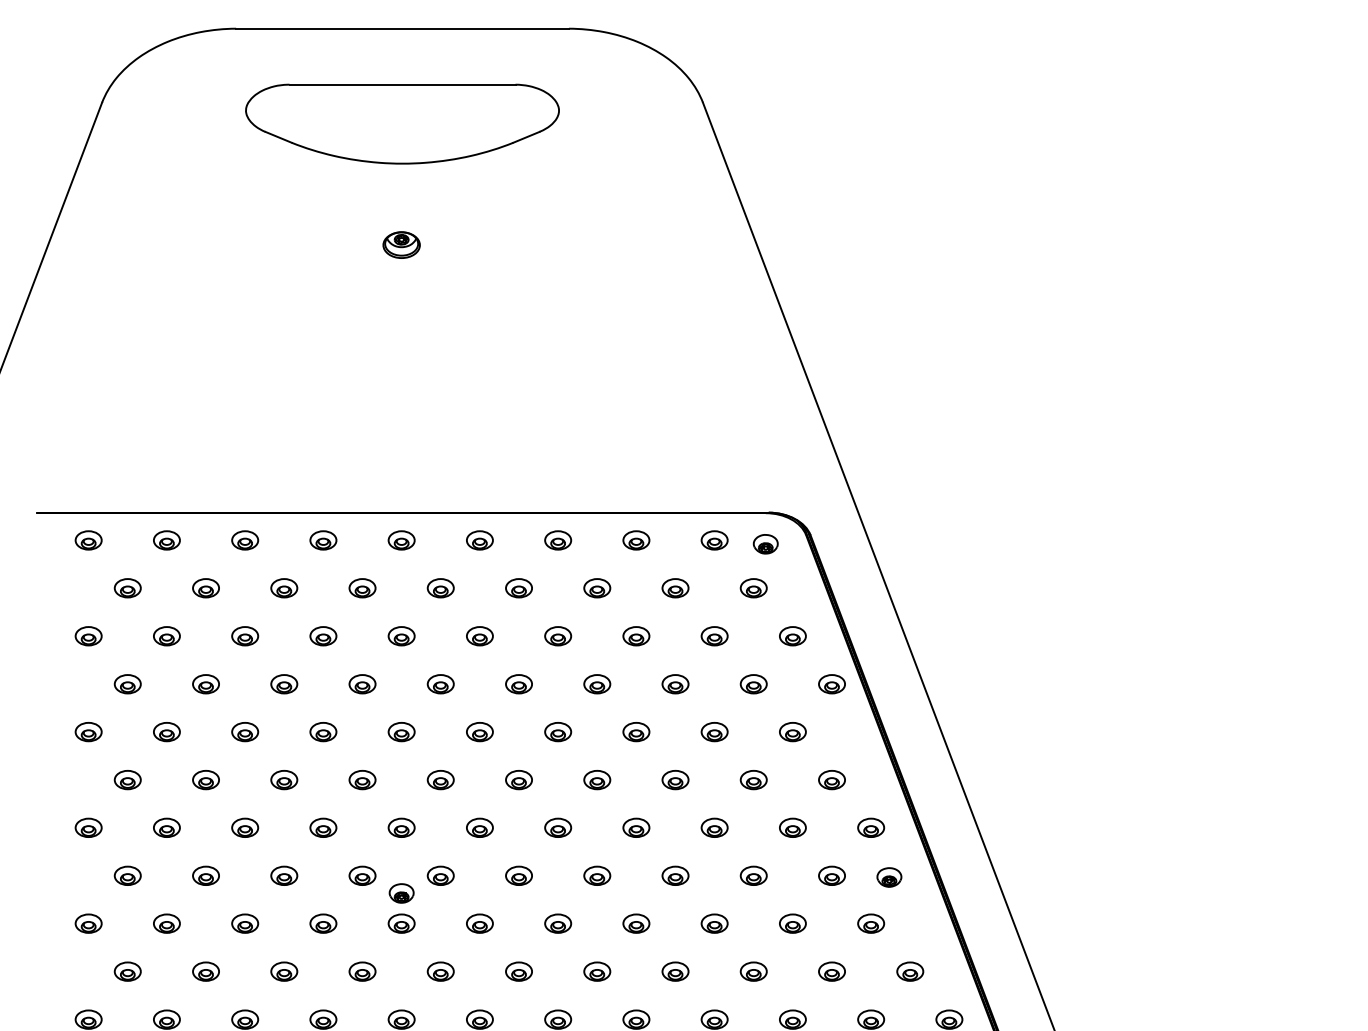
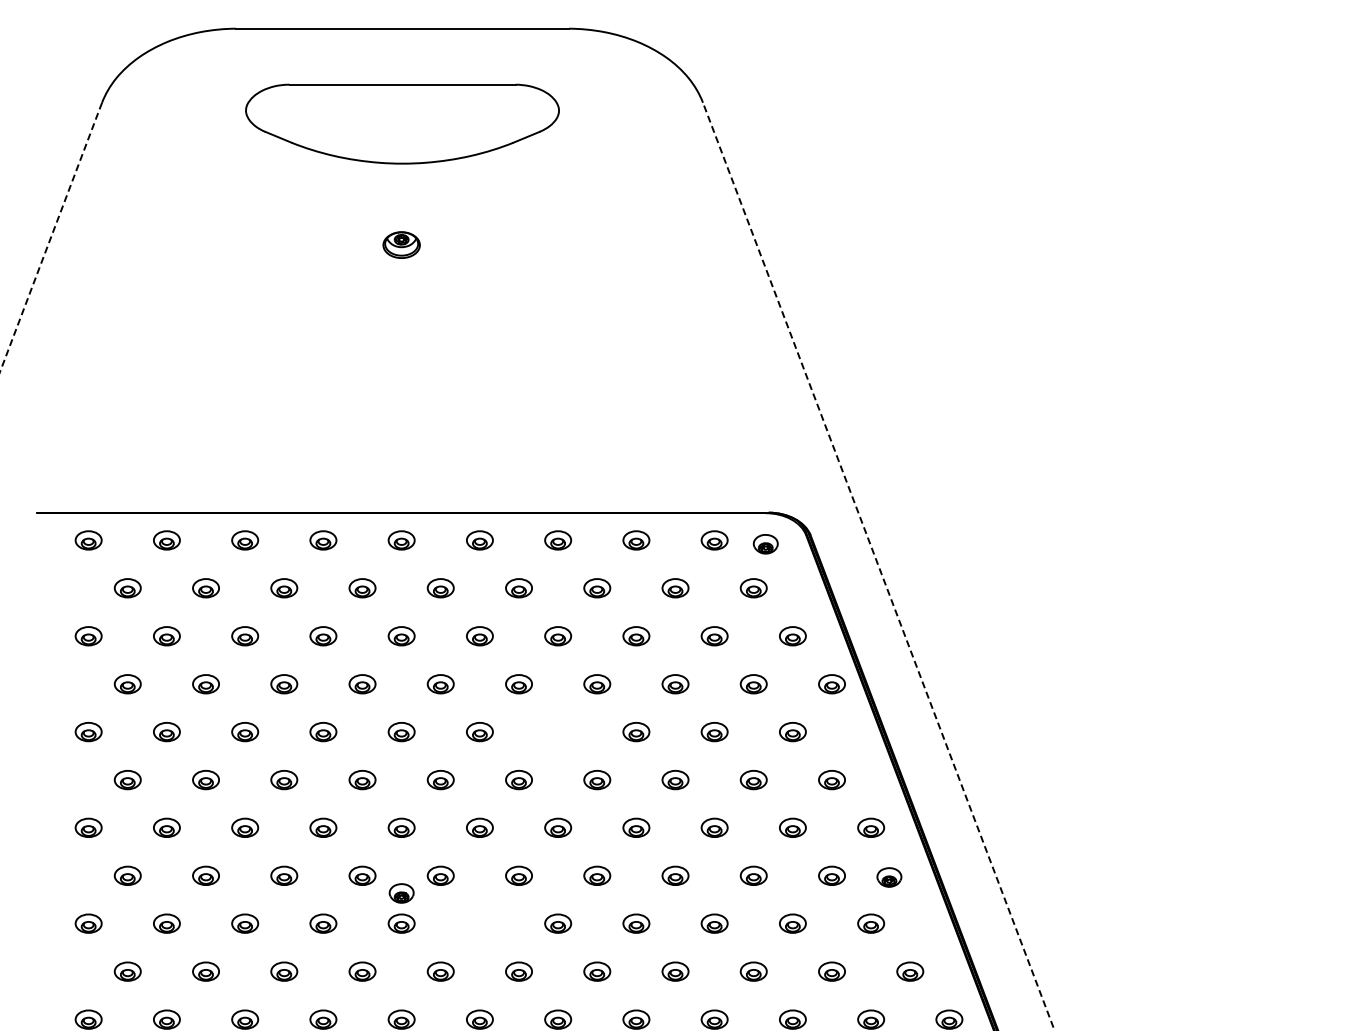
line: solid -> dashed (51, 237)
line: solid -> dashed (878, 566)
part: present -> none (558, 732)
part: present -> none (479, 923)
